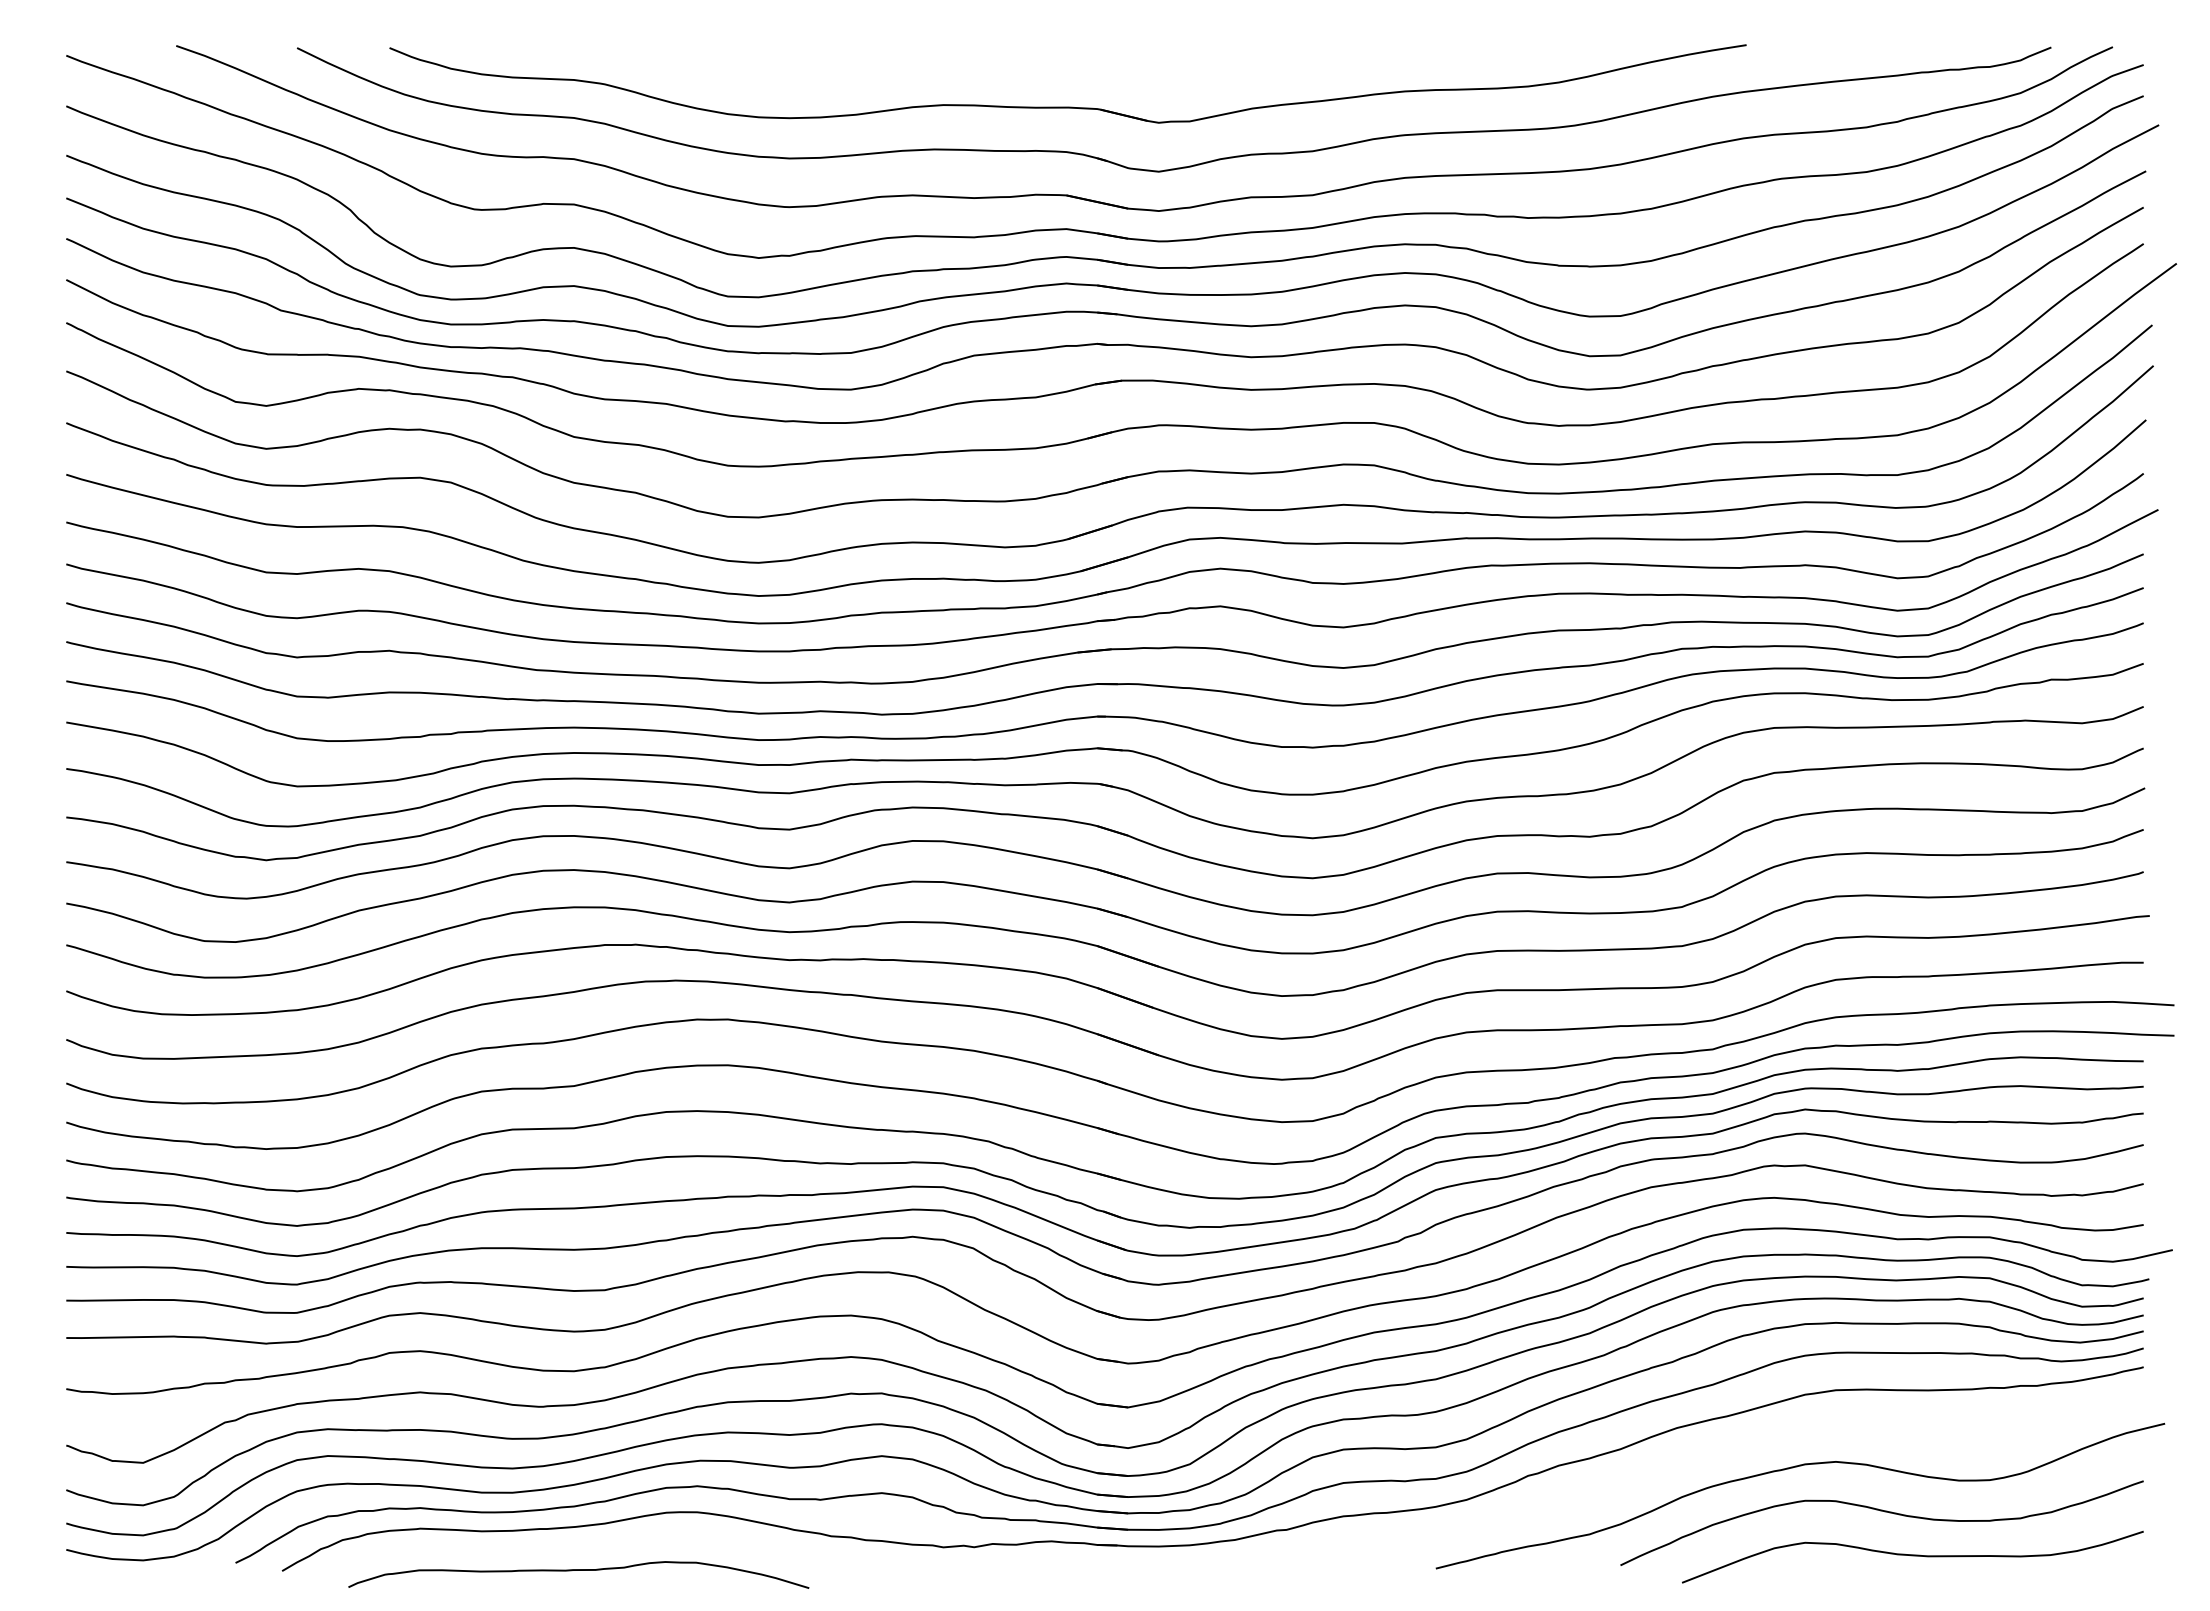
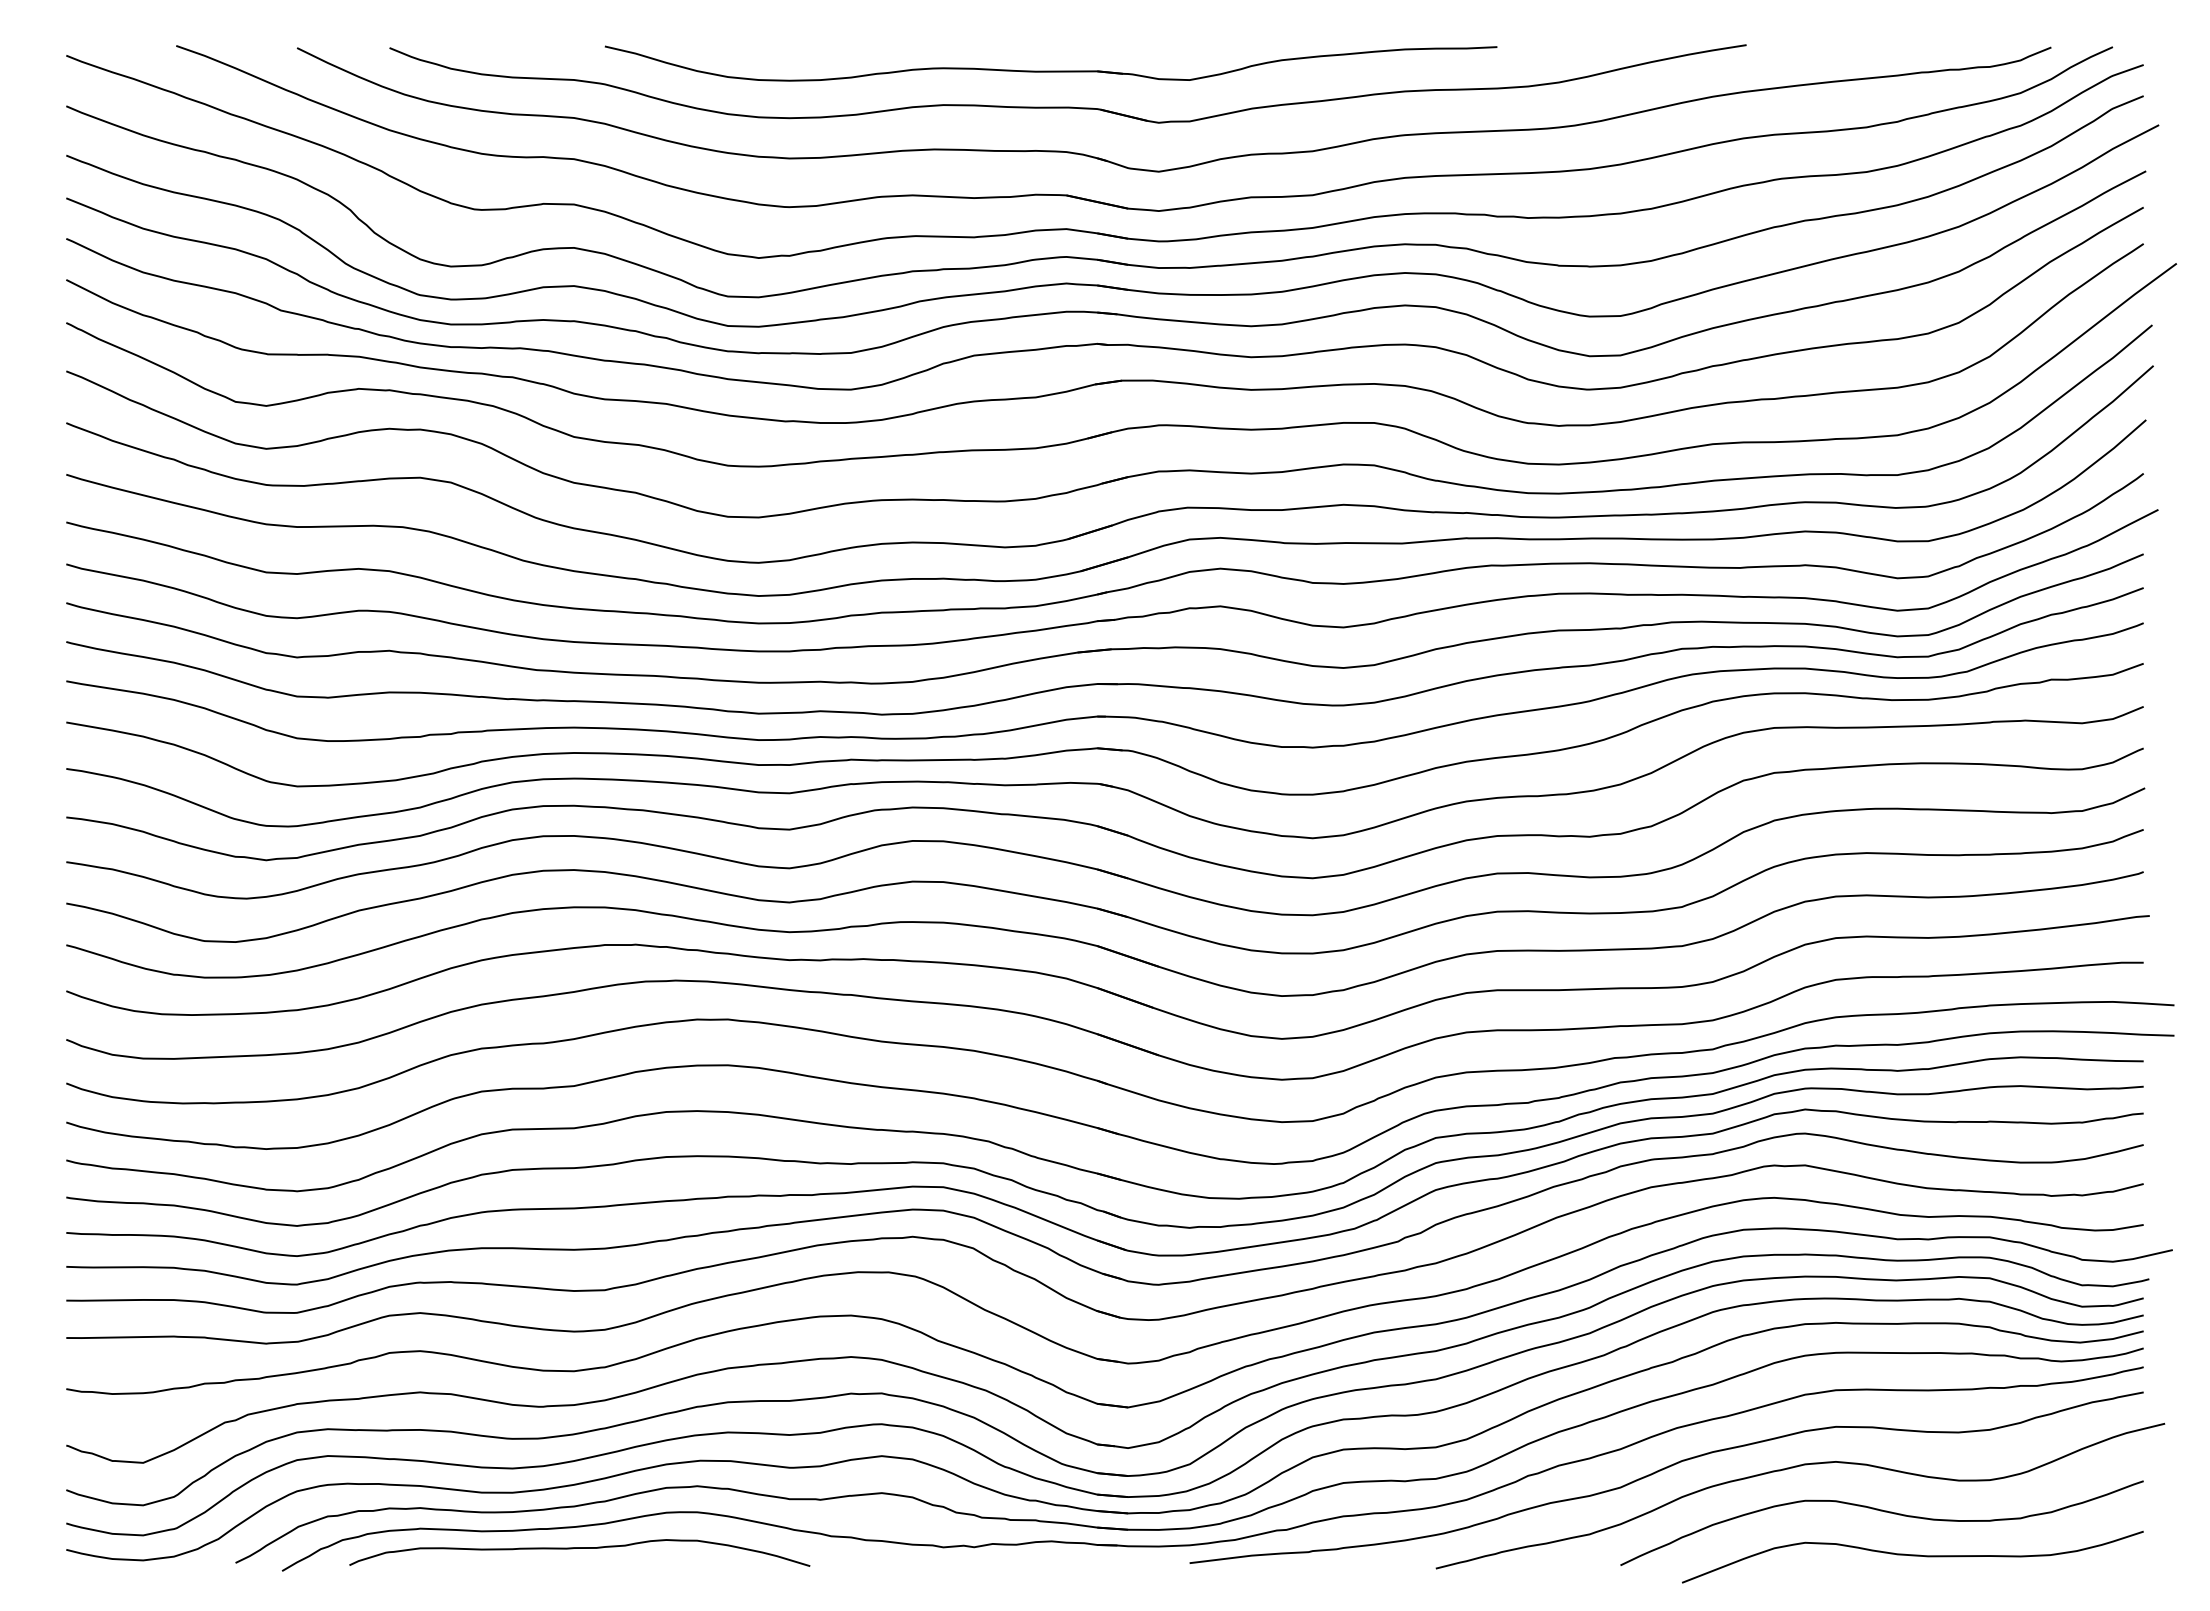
part: none -> present (1050, 70)
curve: none -> present (1665, 1469)
curve position: (578, 1570) -> (579, 1548) (579, 1548)
